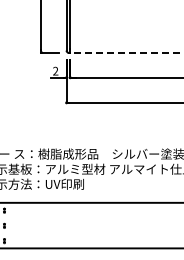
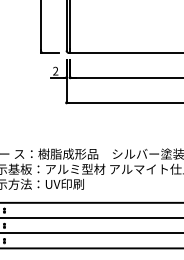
line: dashed -> solid (126, 52)
line: none -> present (91, 218)
line: none -> present (91, 233)
